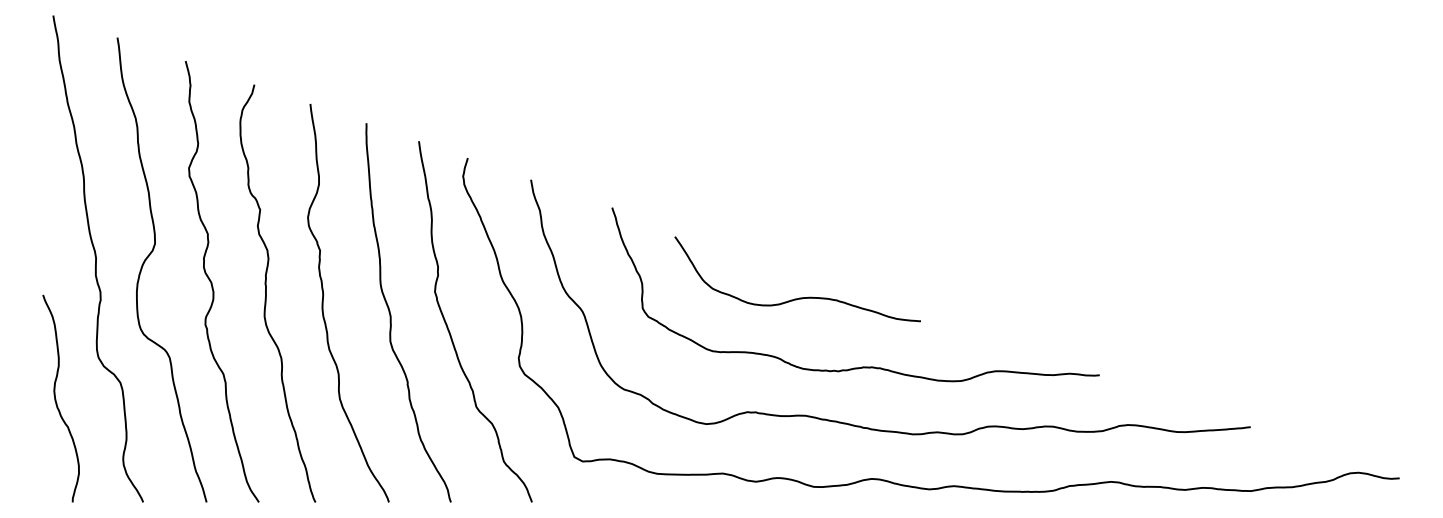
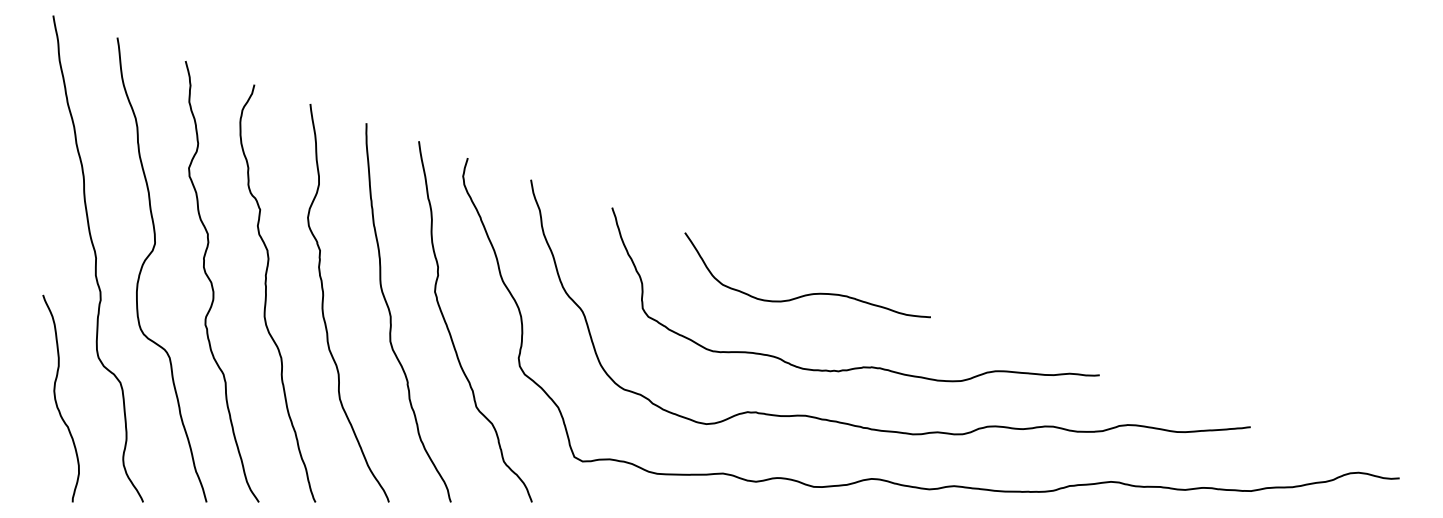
curve position: (799, 297) -> (809, 293) (809, 293)
